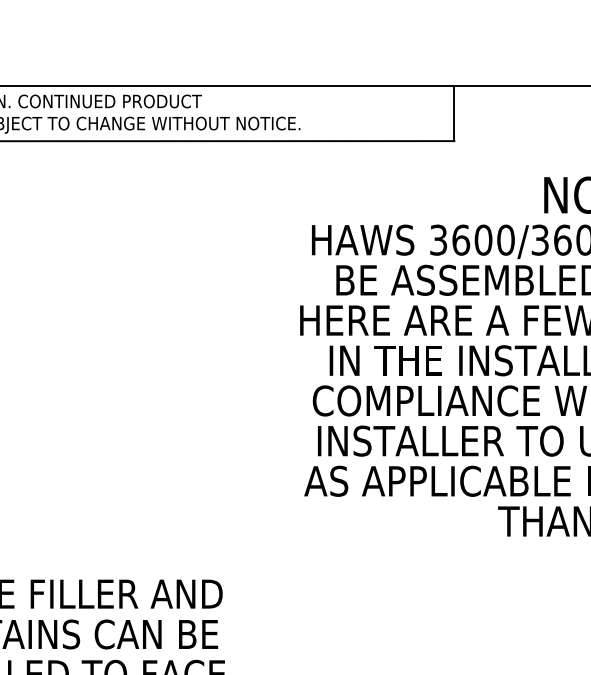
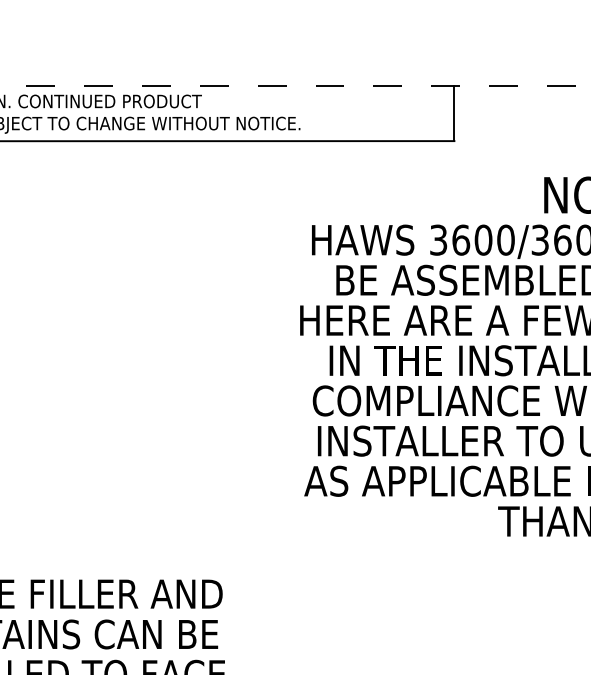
line: solid -> dashed (295, 85)
